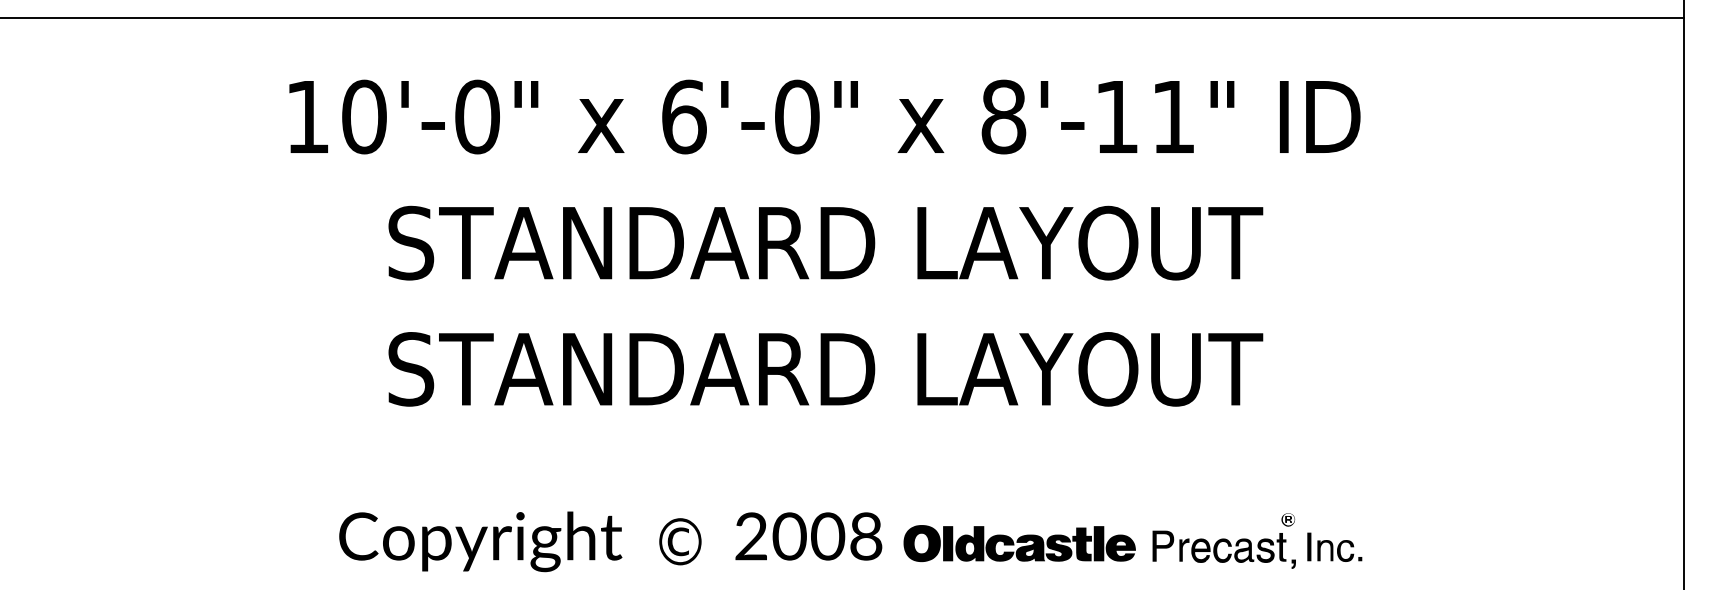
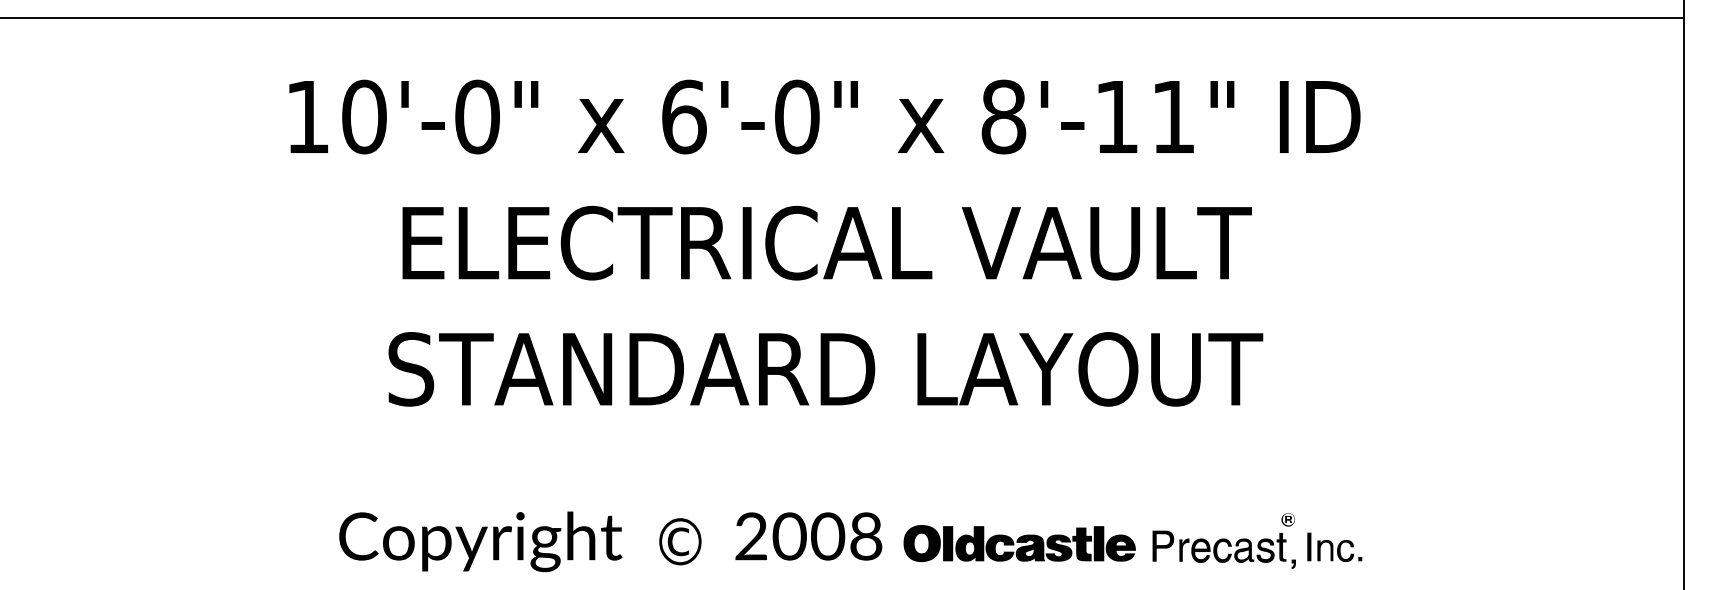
text: STANDARD LAYOUT -> ELECTRICAL VAULT (825, 242)
